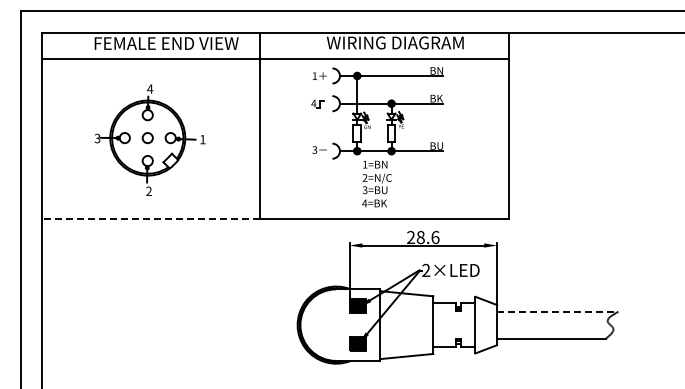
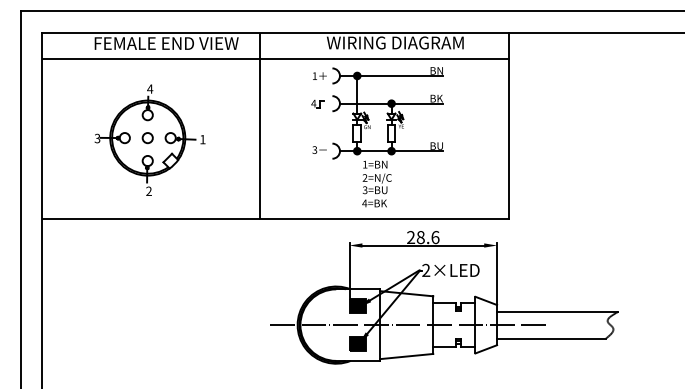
line: dashed -> solid (151, 219)
line: dashed -> solid (557, 311)
line: none -> present (409, 325)
